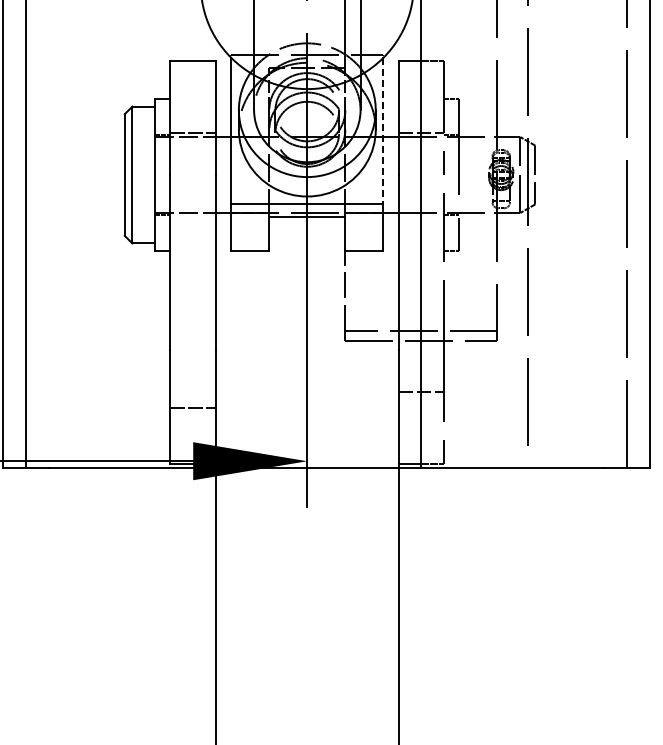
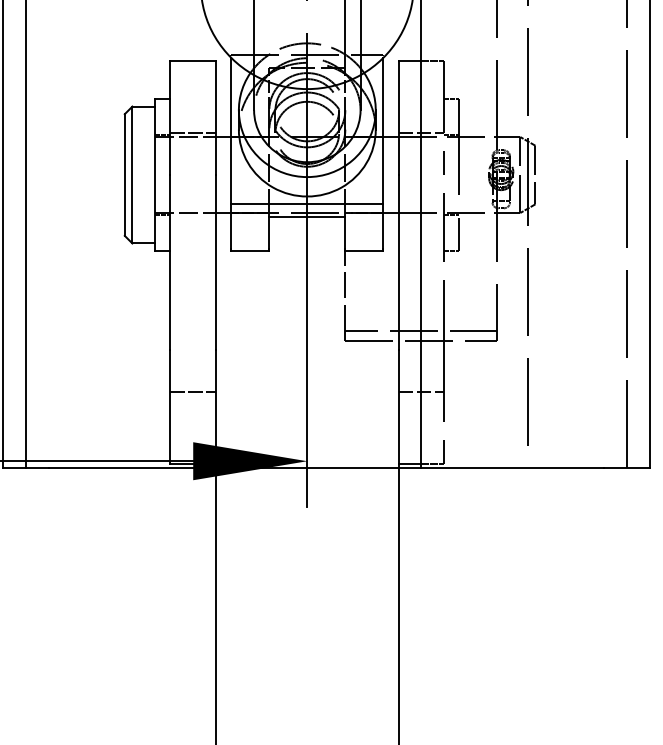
line: dashed -> solid (383, 131)
line position: (193, 407) -> (193, 391) (193, 391)
